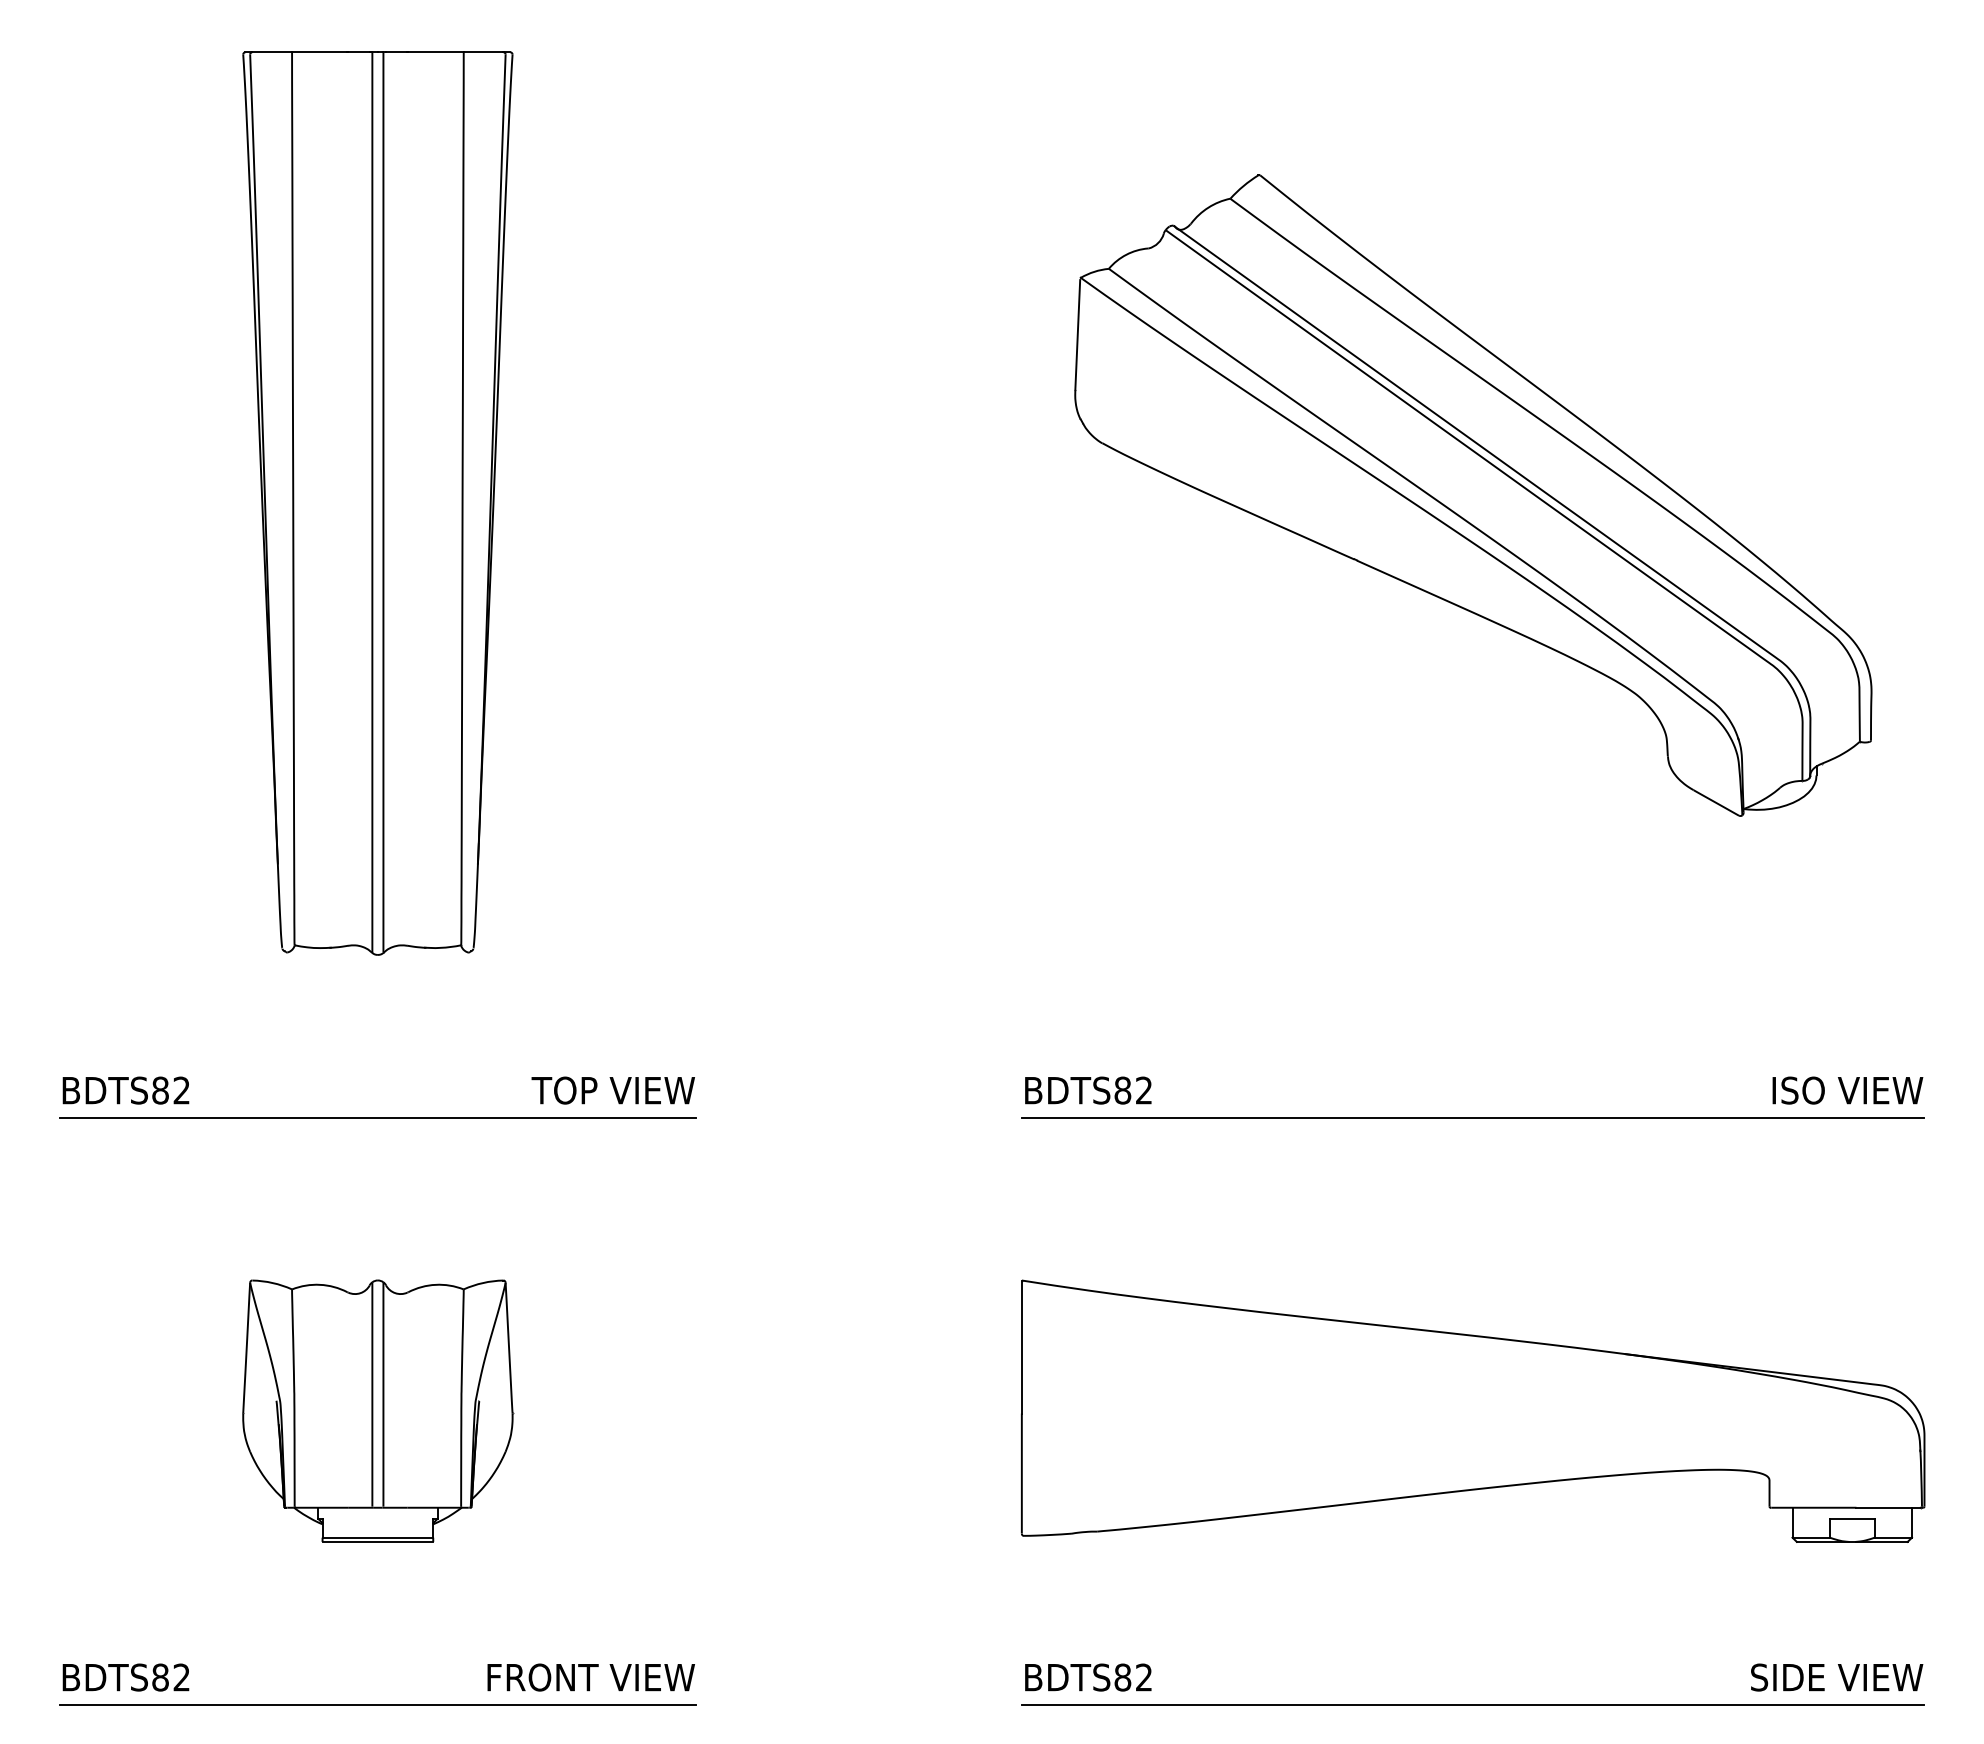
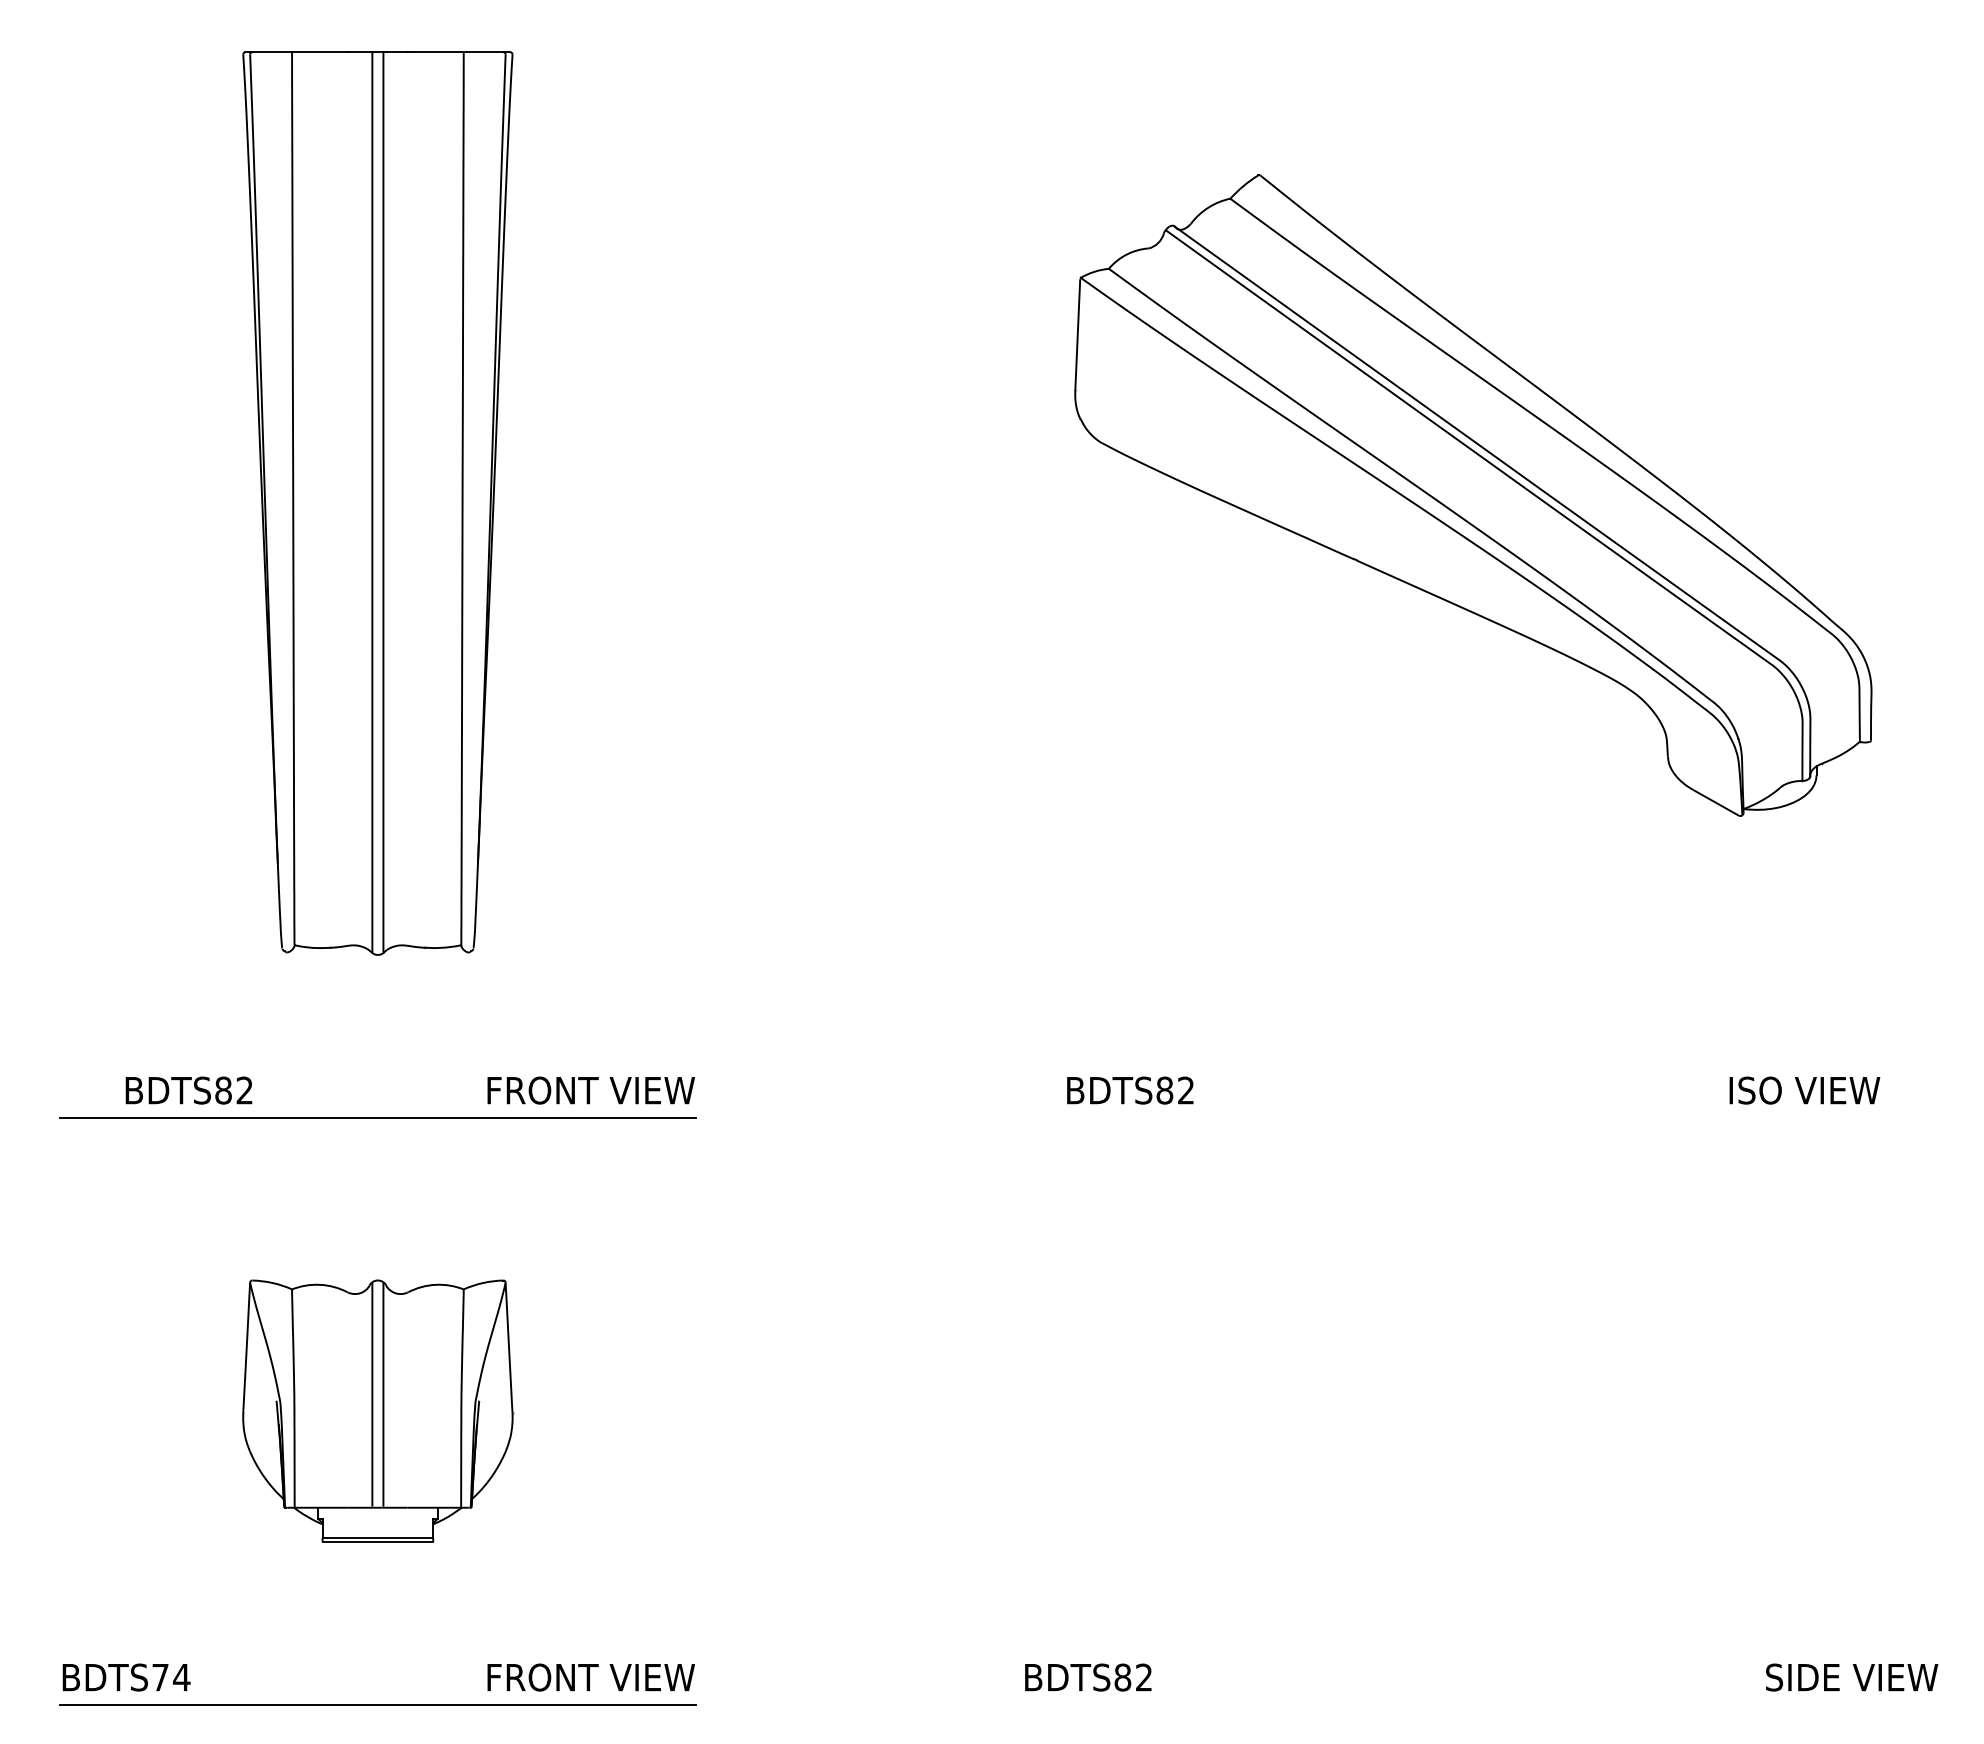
text position: (125, 1090) -> (188, 1090) (188, 1090)
text: TOP VIEW -> FRONT VIEW (542, 1090)
text position: (1088, 1090) -> (1130, 1090) (1130, 1090)
text position: (1847, 1090) -> (1804, 1090) (1804, 1090)
line: present -> none (1472, 1117)
part: present -> none (1473, 1410)
text: BDTS82 -> BDTS74 (171, 1677)
text position: (1837, 1677) -> (1852, 1677) (1852, 1677)
line: present -> none (1472, 1704)
